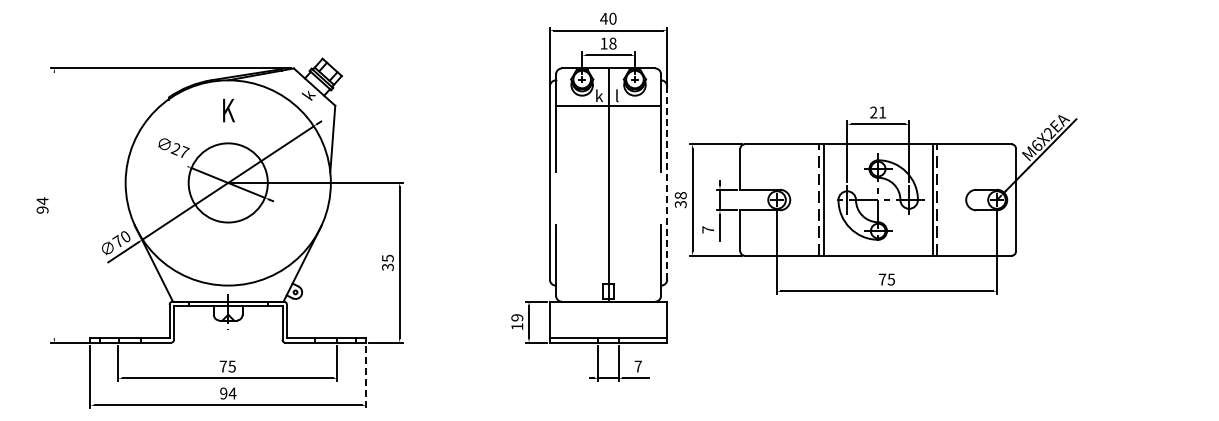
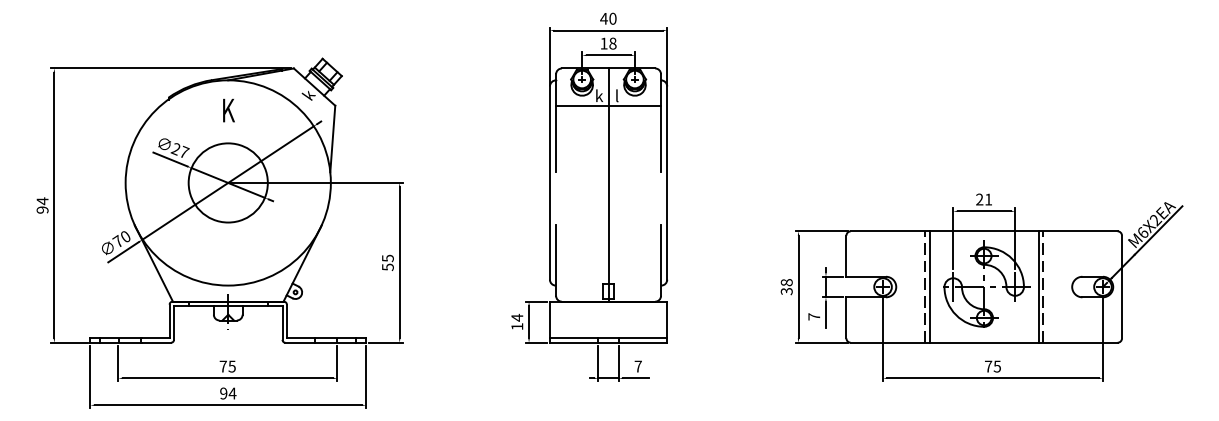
line: none -> present (170, 159)
line: dashed -> solid (667, 183)
part position: (875, 200) -> (981, 287) (981, 287)
line: none -> present (54, 205)
text: 35 -> 55 (387, 266)
text: 19 -> 14 (517, 317)
line: dashed -> solid (366, 377)
